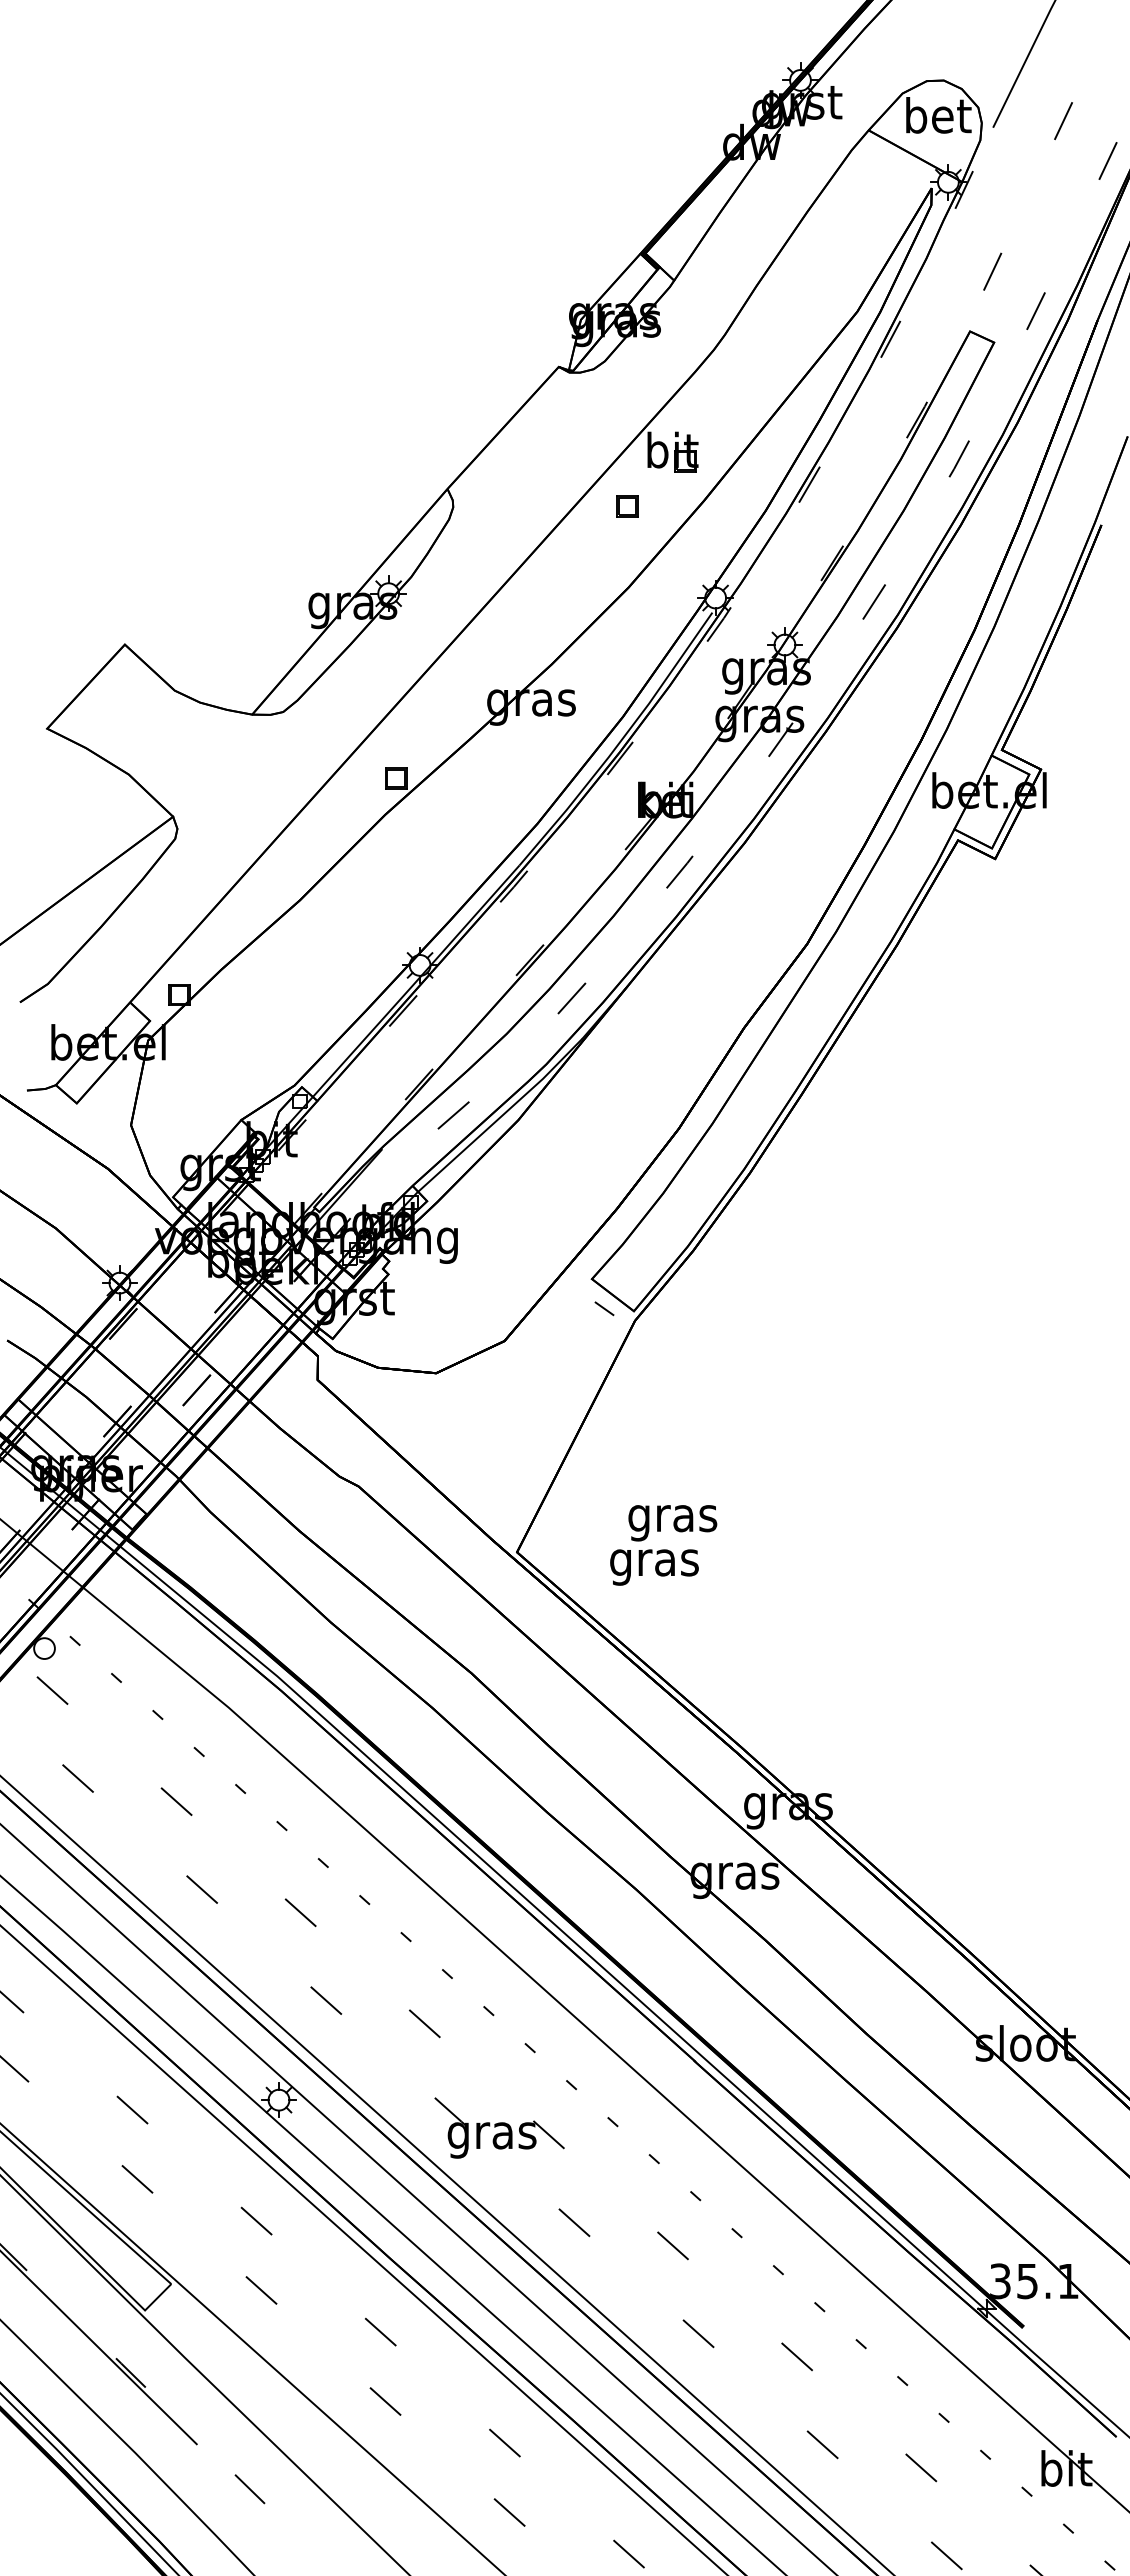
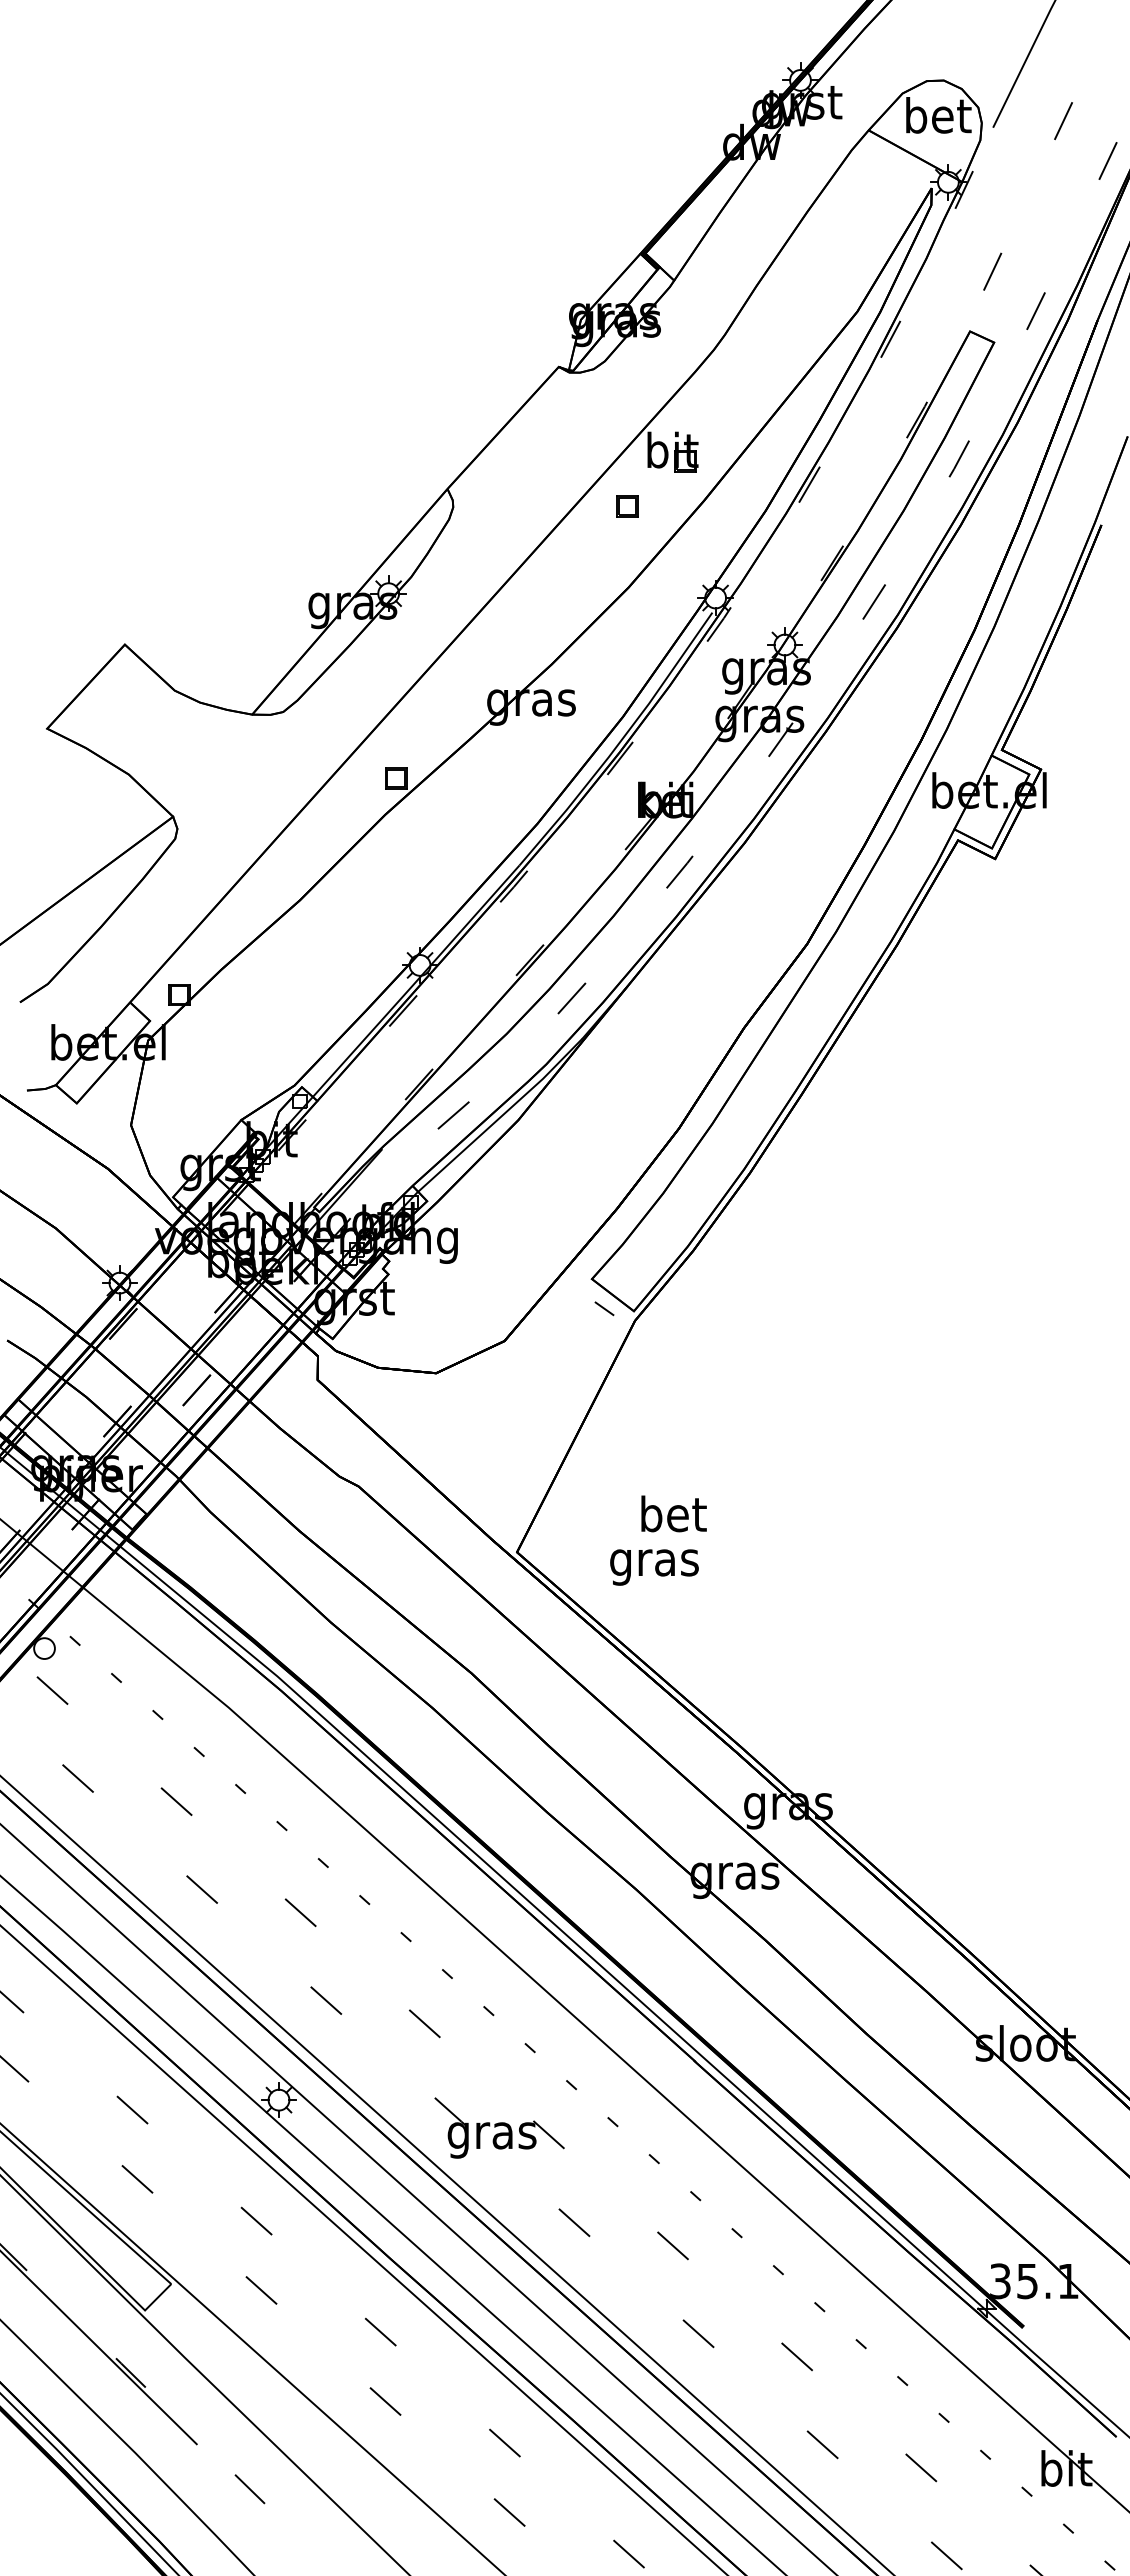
text: gras -> bet (672, 1518)
